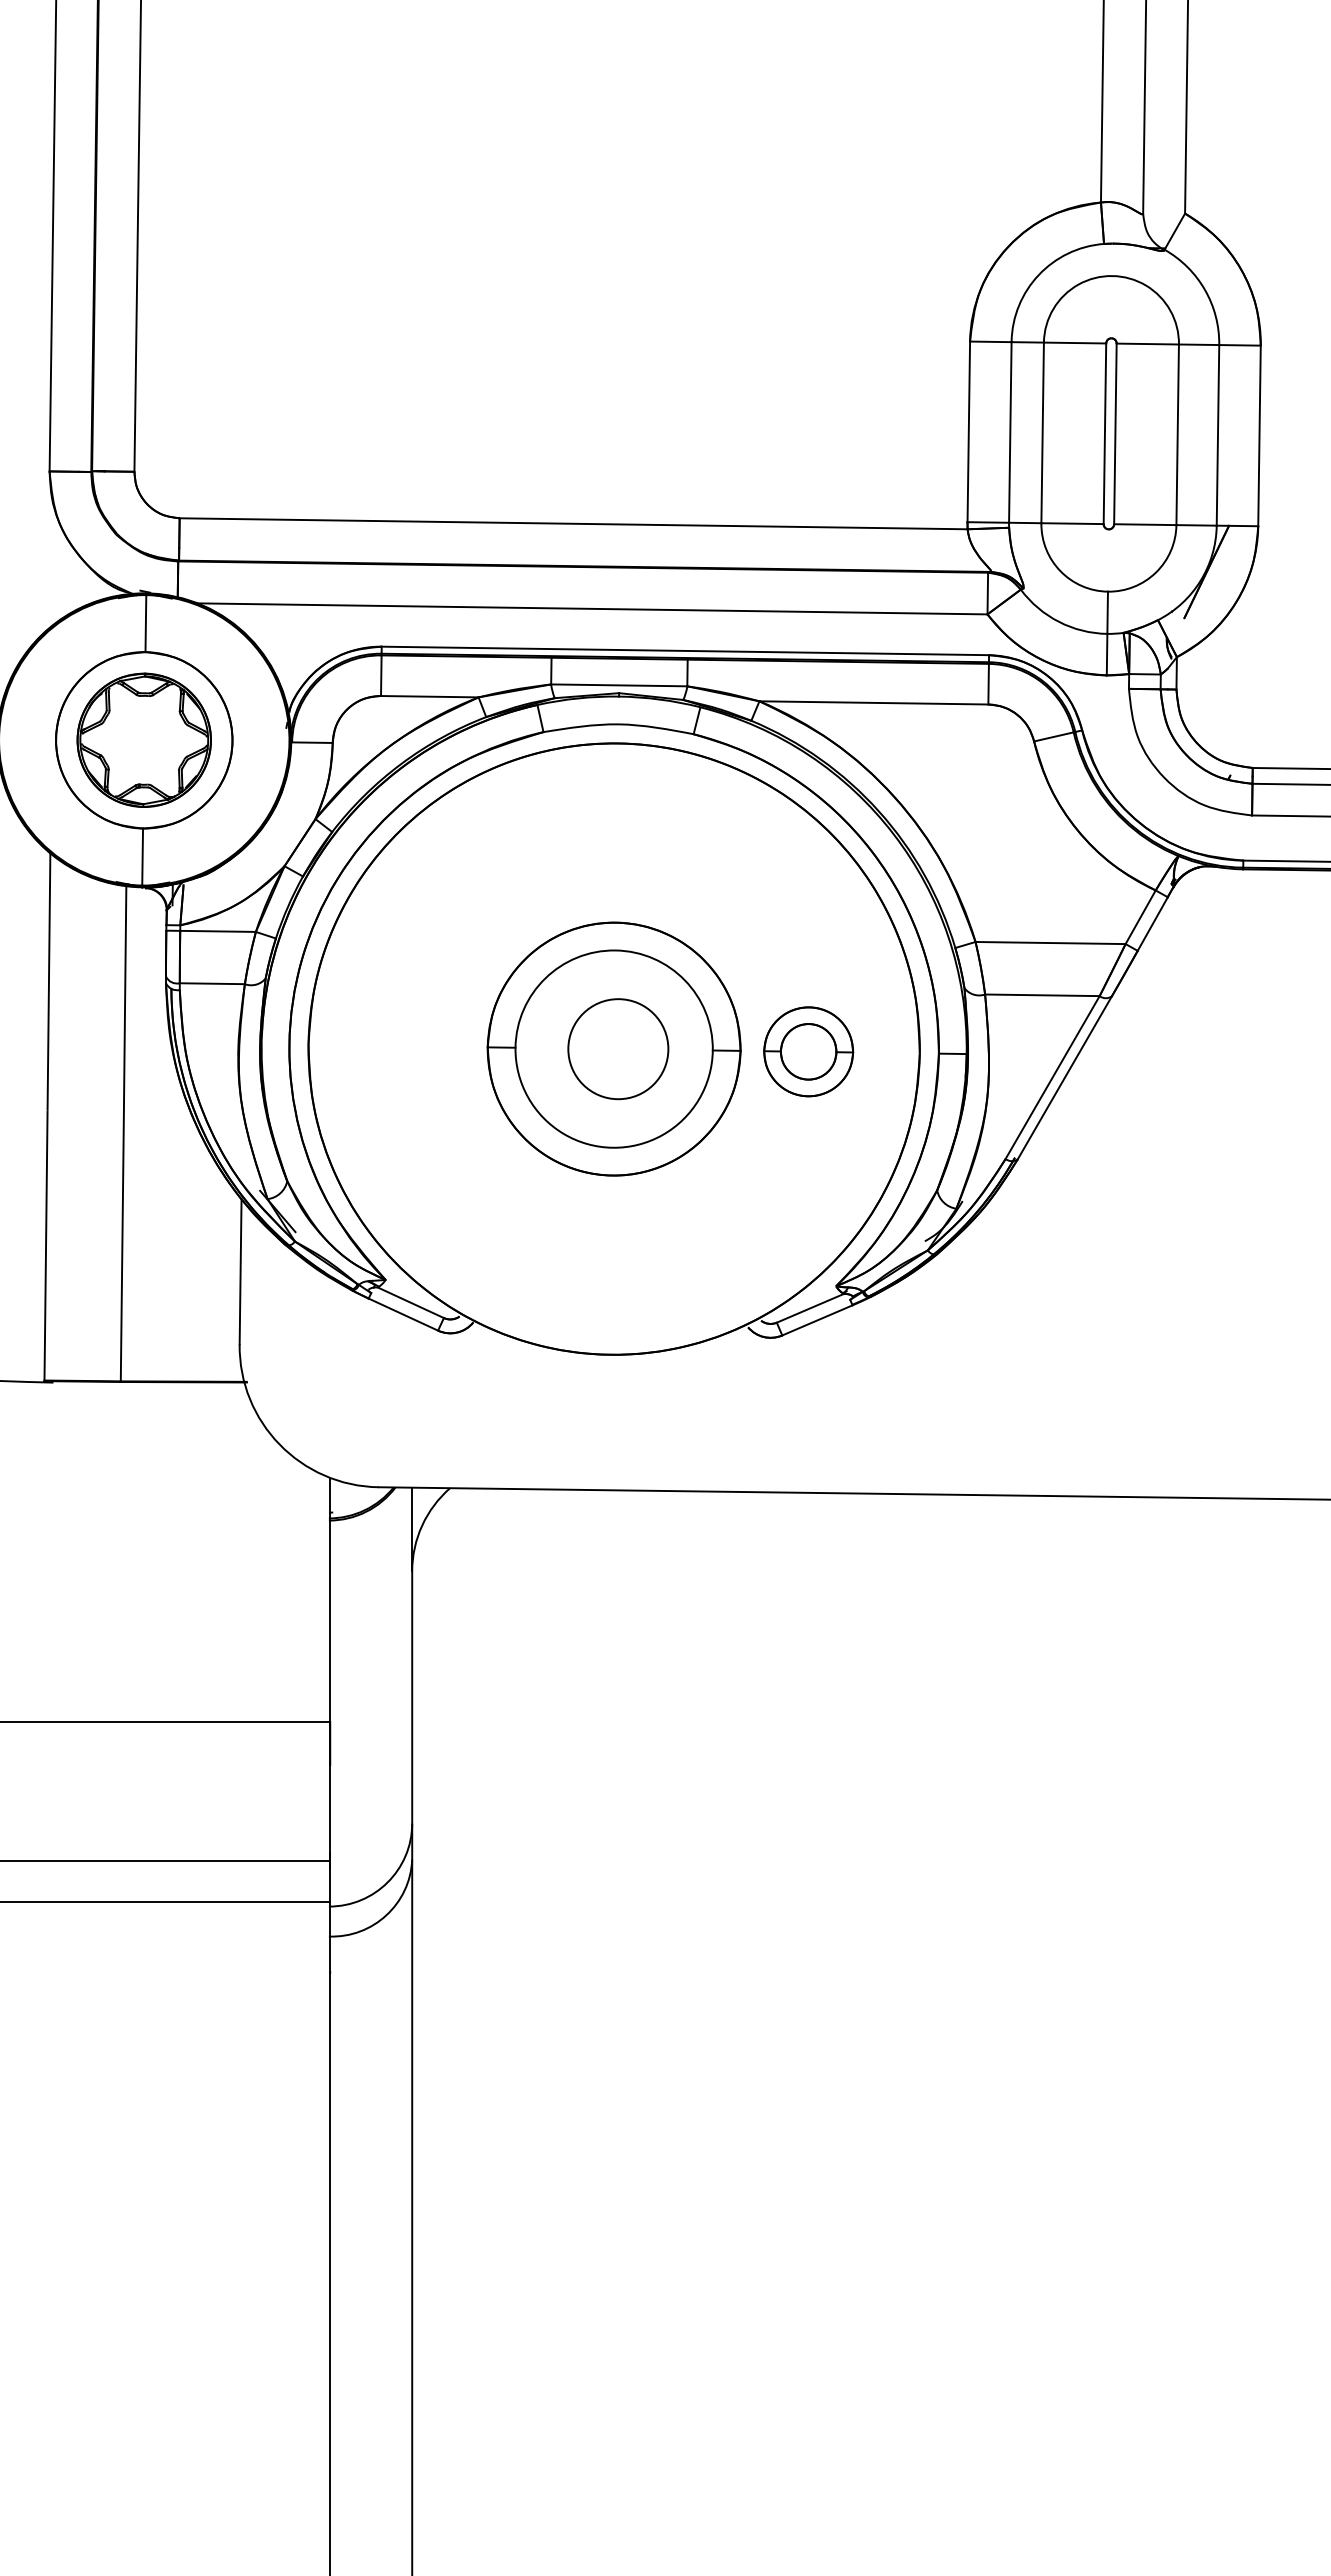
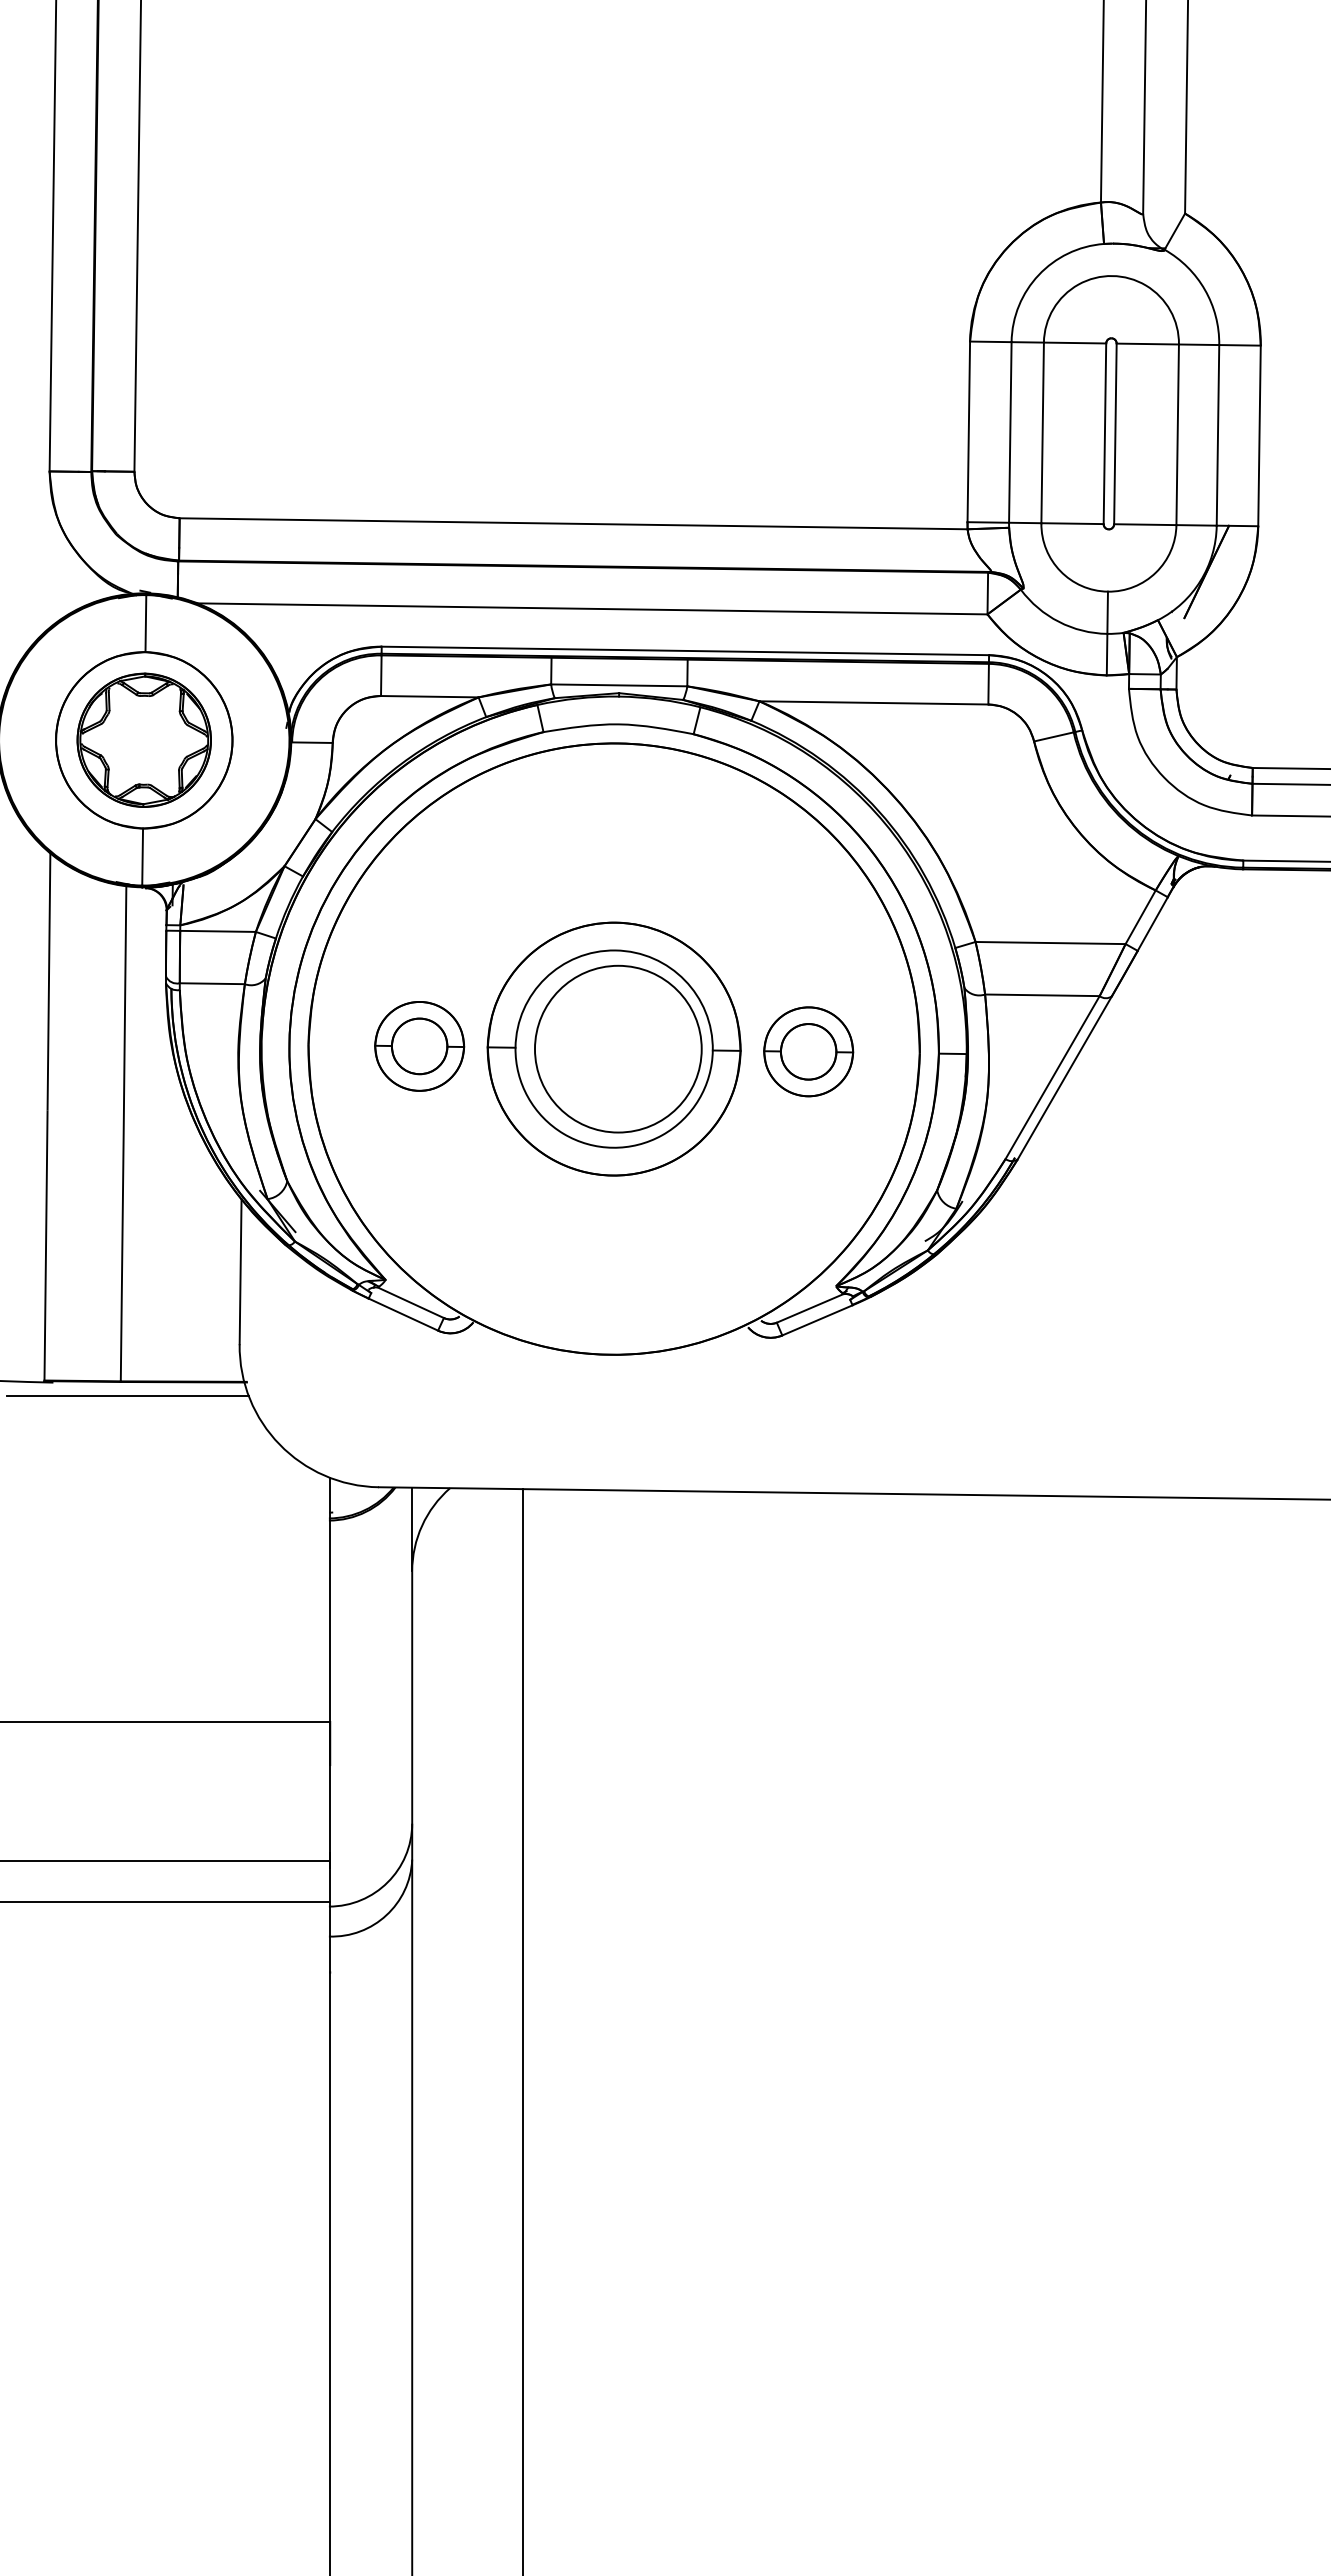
part: none -> present (419, 1046)
circle diameter: 100 px -> 167 px (617, 1048)
line: none -> present (127, 1395)
line: none -> present (523, 2030)
